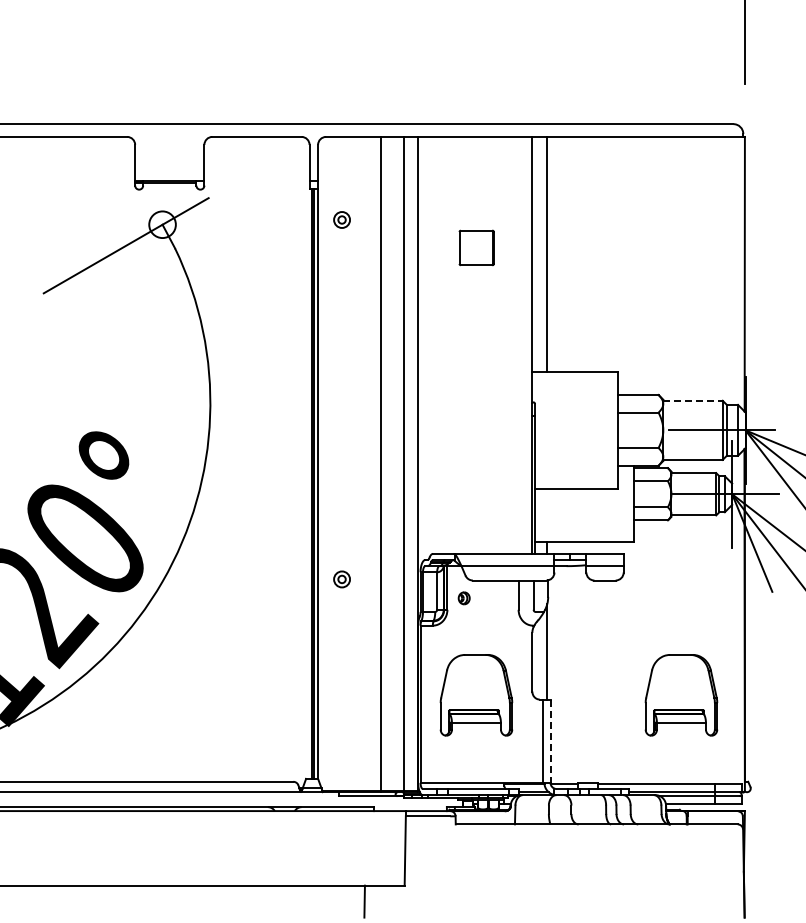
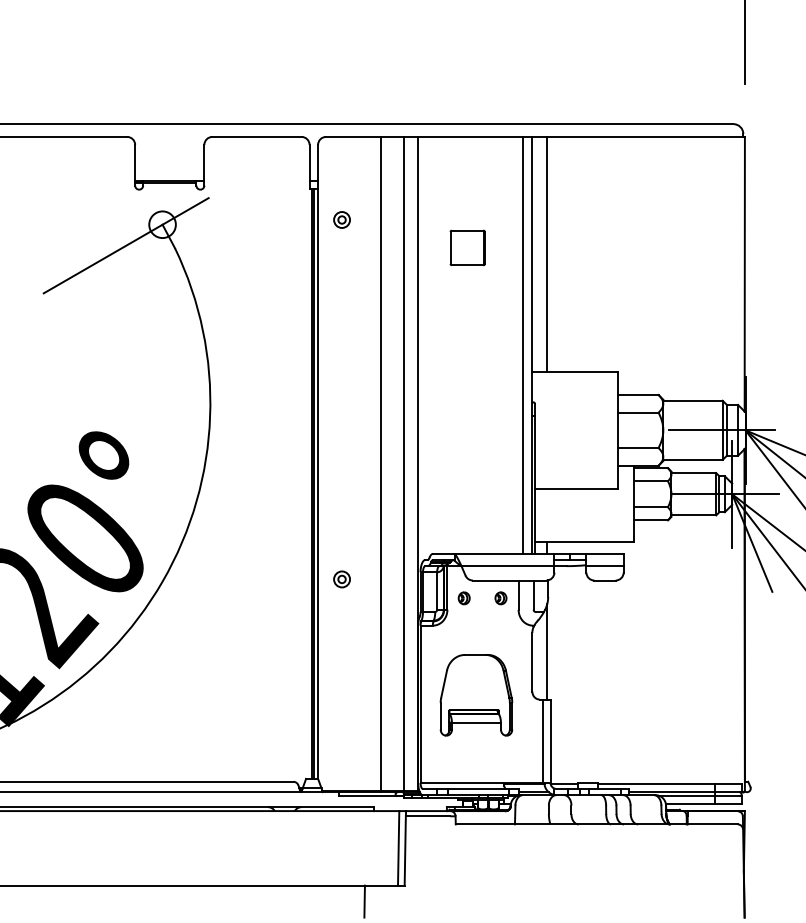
part position: (476, 247) -> (467, 247) (467, 247)
line: none -> present (522, 344)
line: dashed -> solid (693, 400)
part: none -> present (500, 598)
part: present -> none (681, 695)
line: dashed -> solid (550, 741)
line: none -> present (398, 848)
